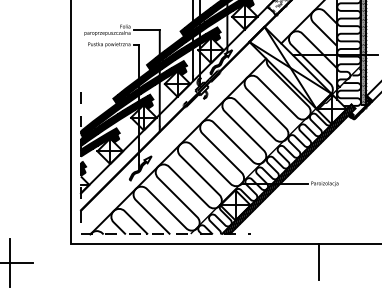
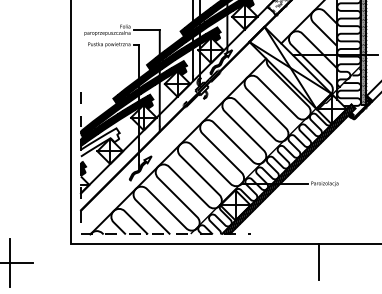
hatch: present -> none (99, 142)
